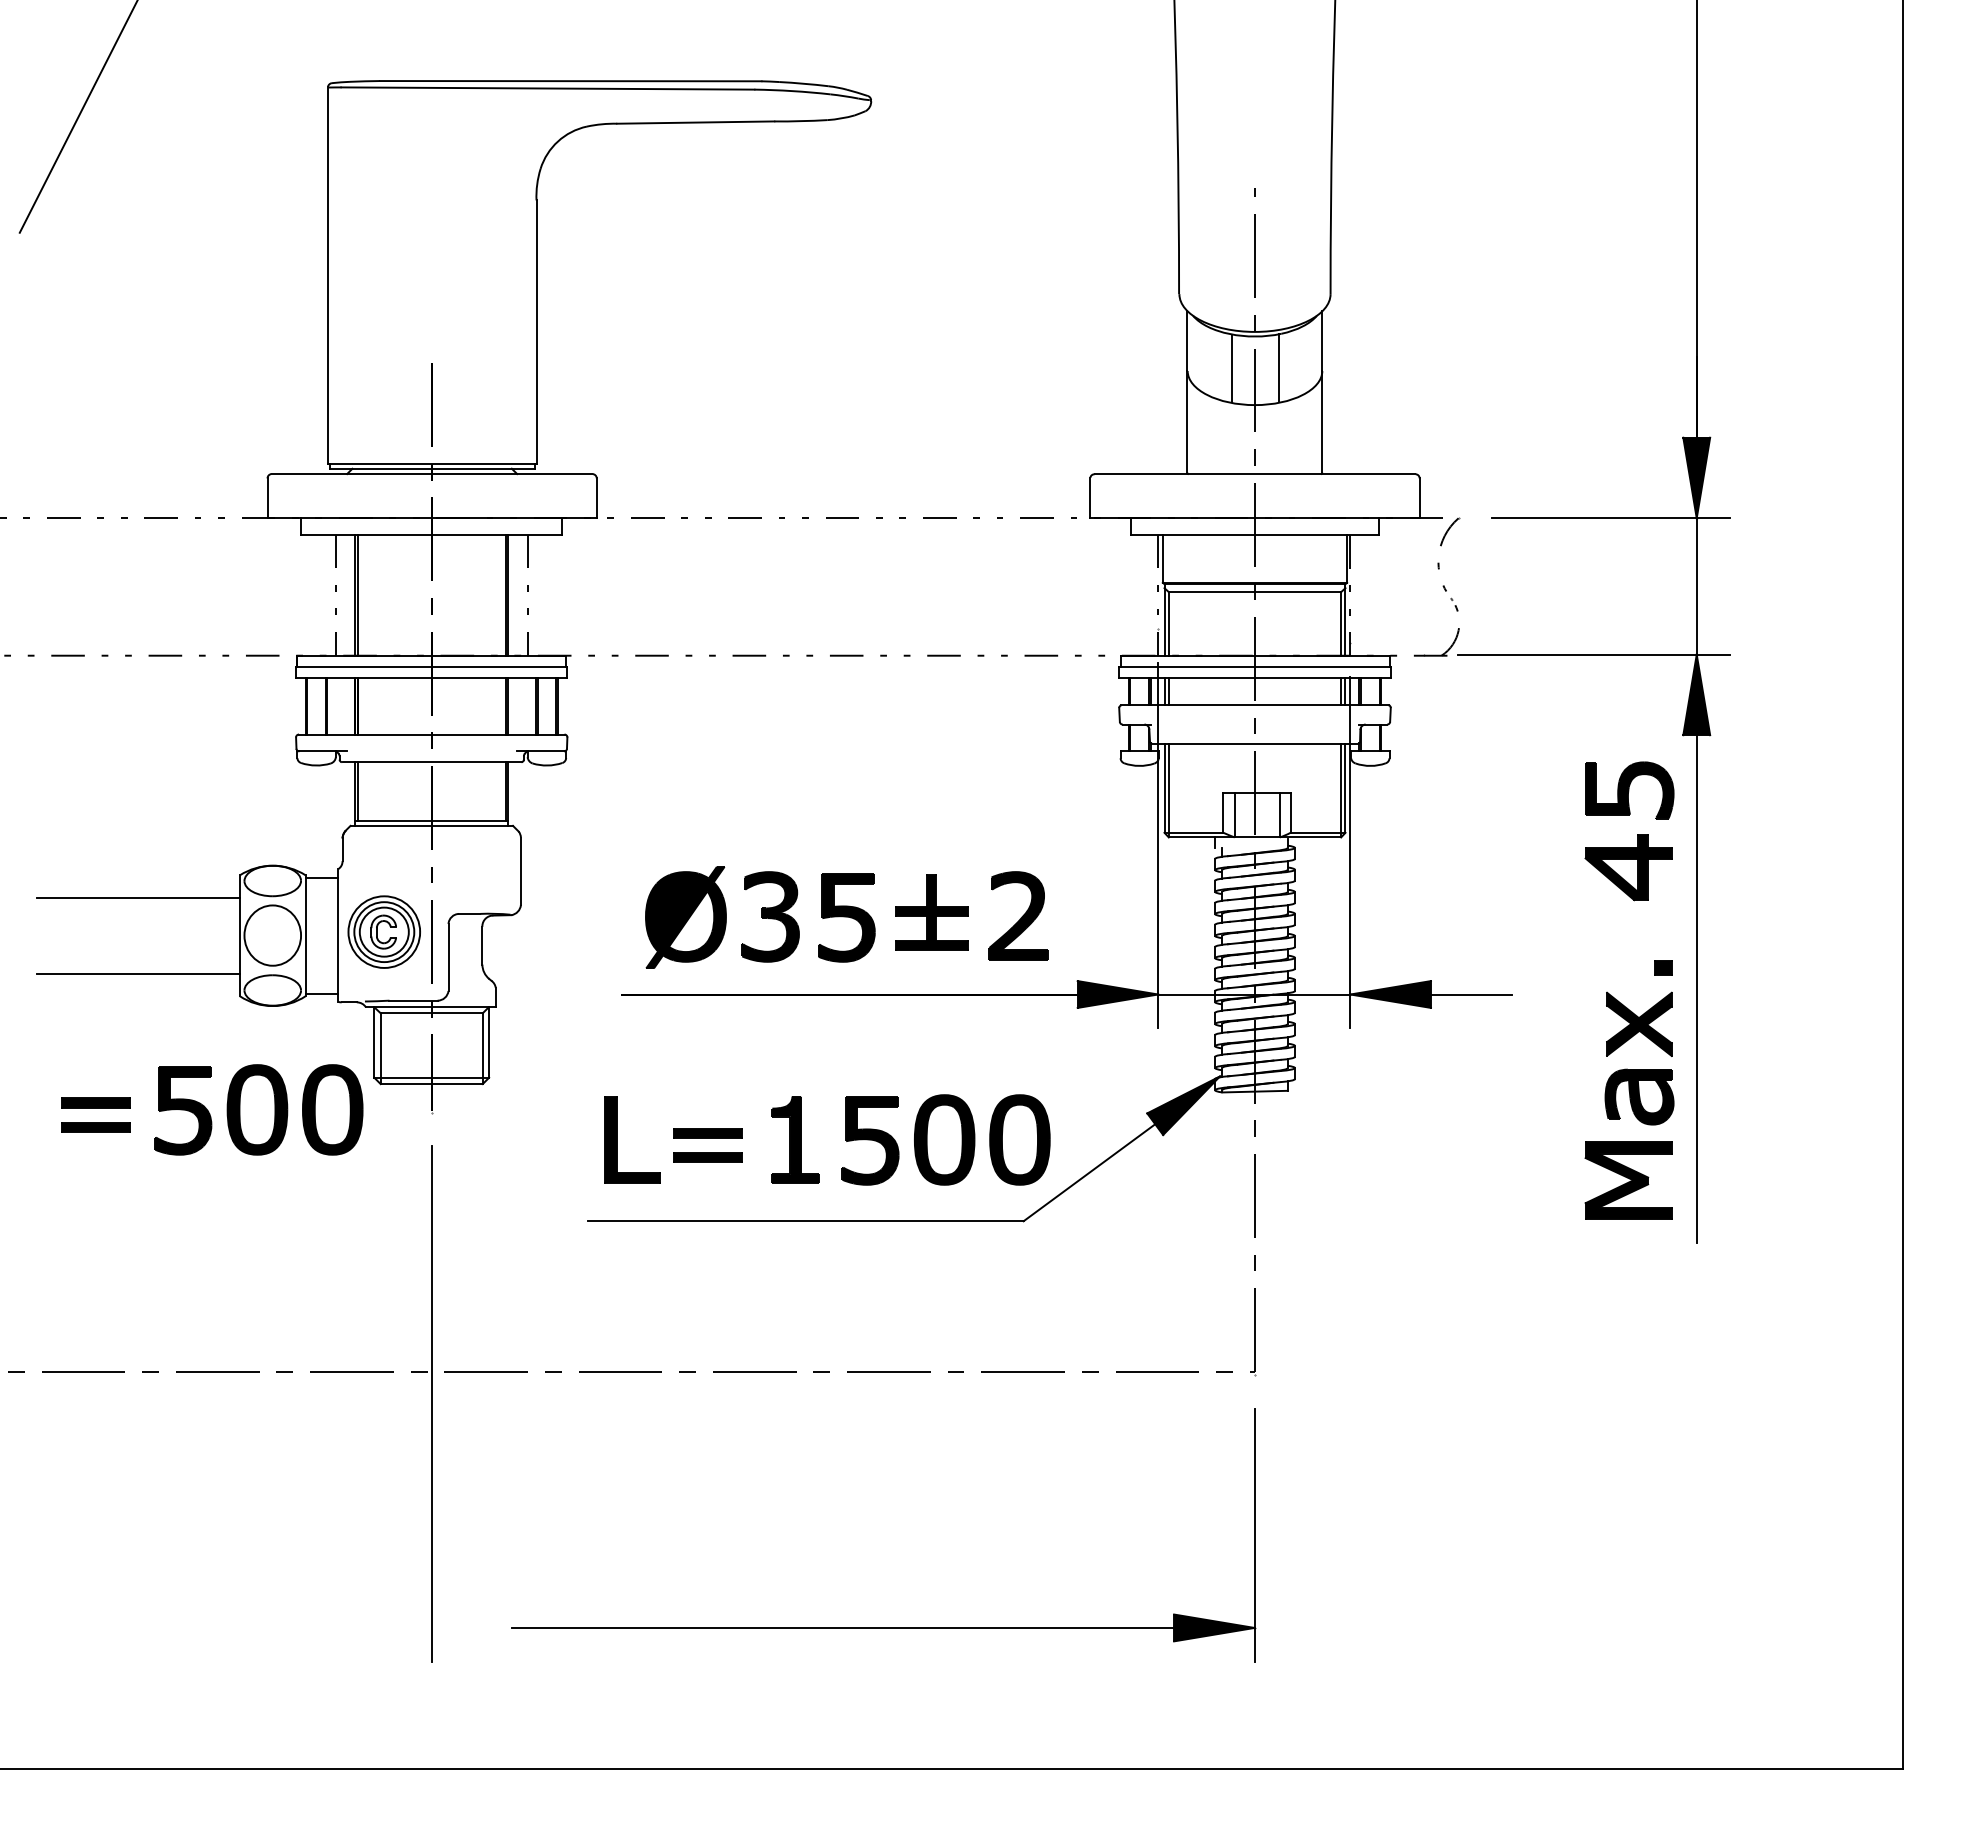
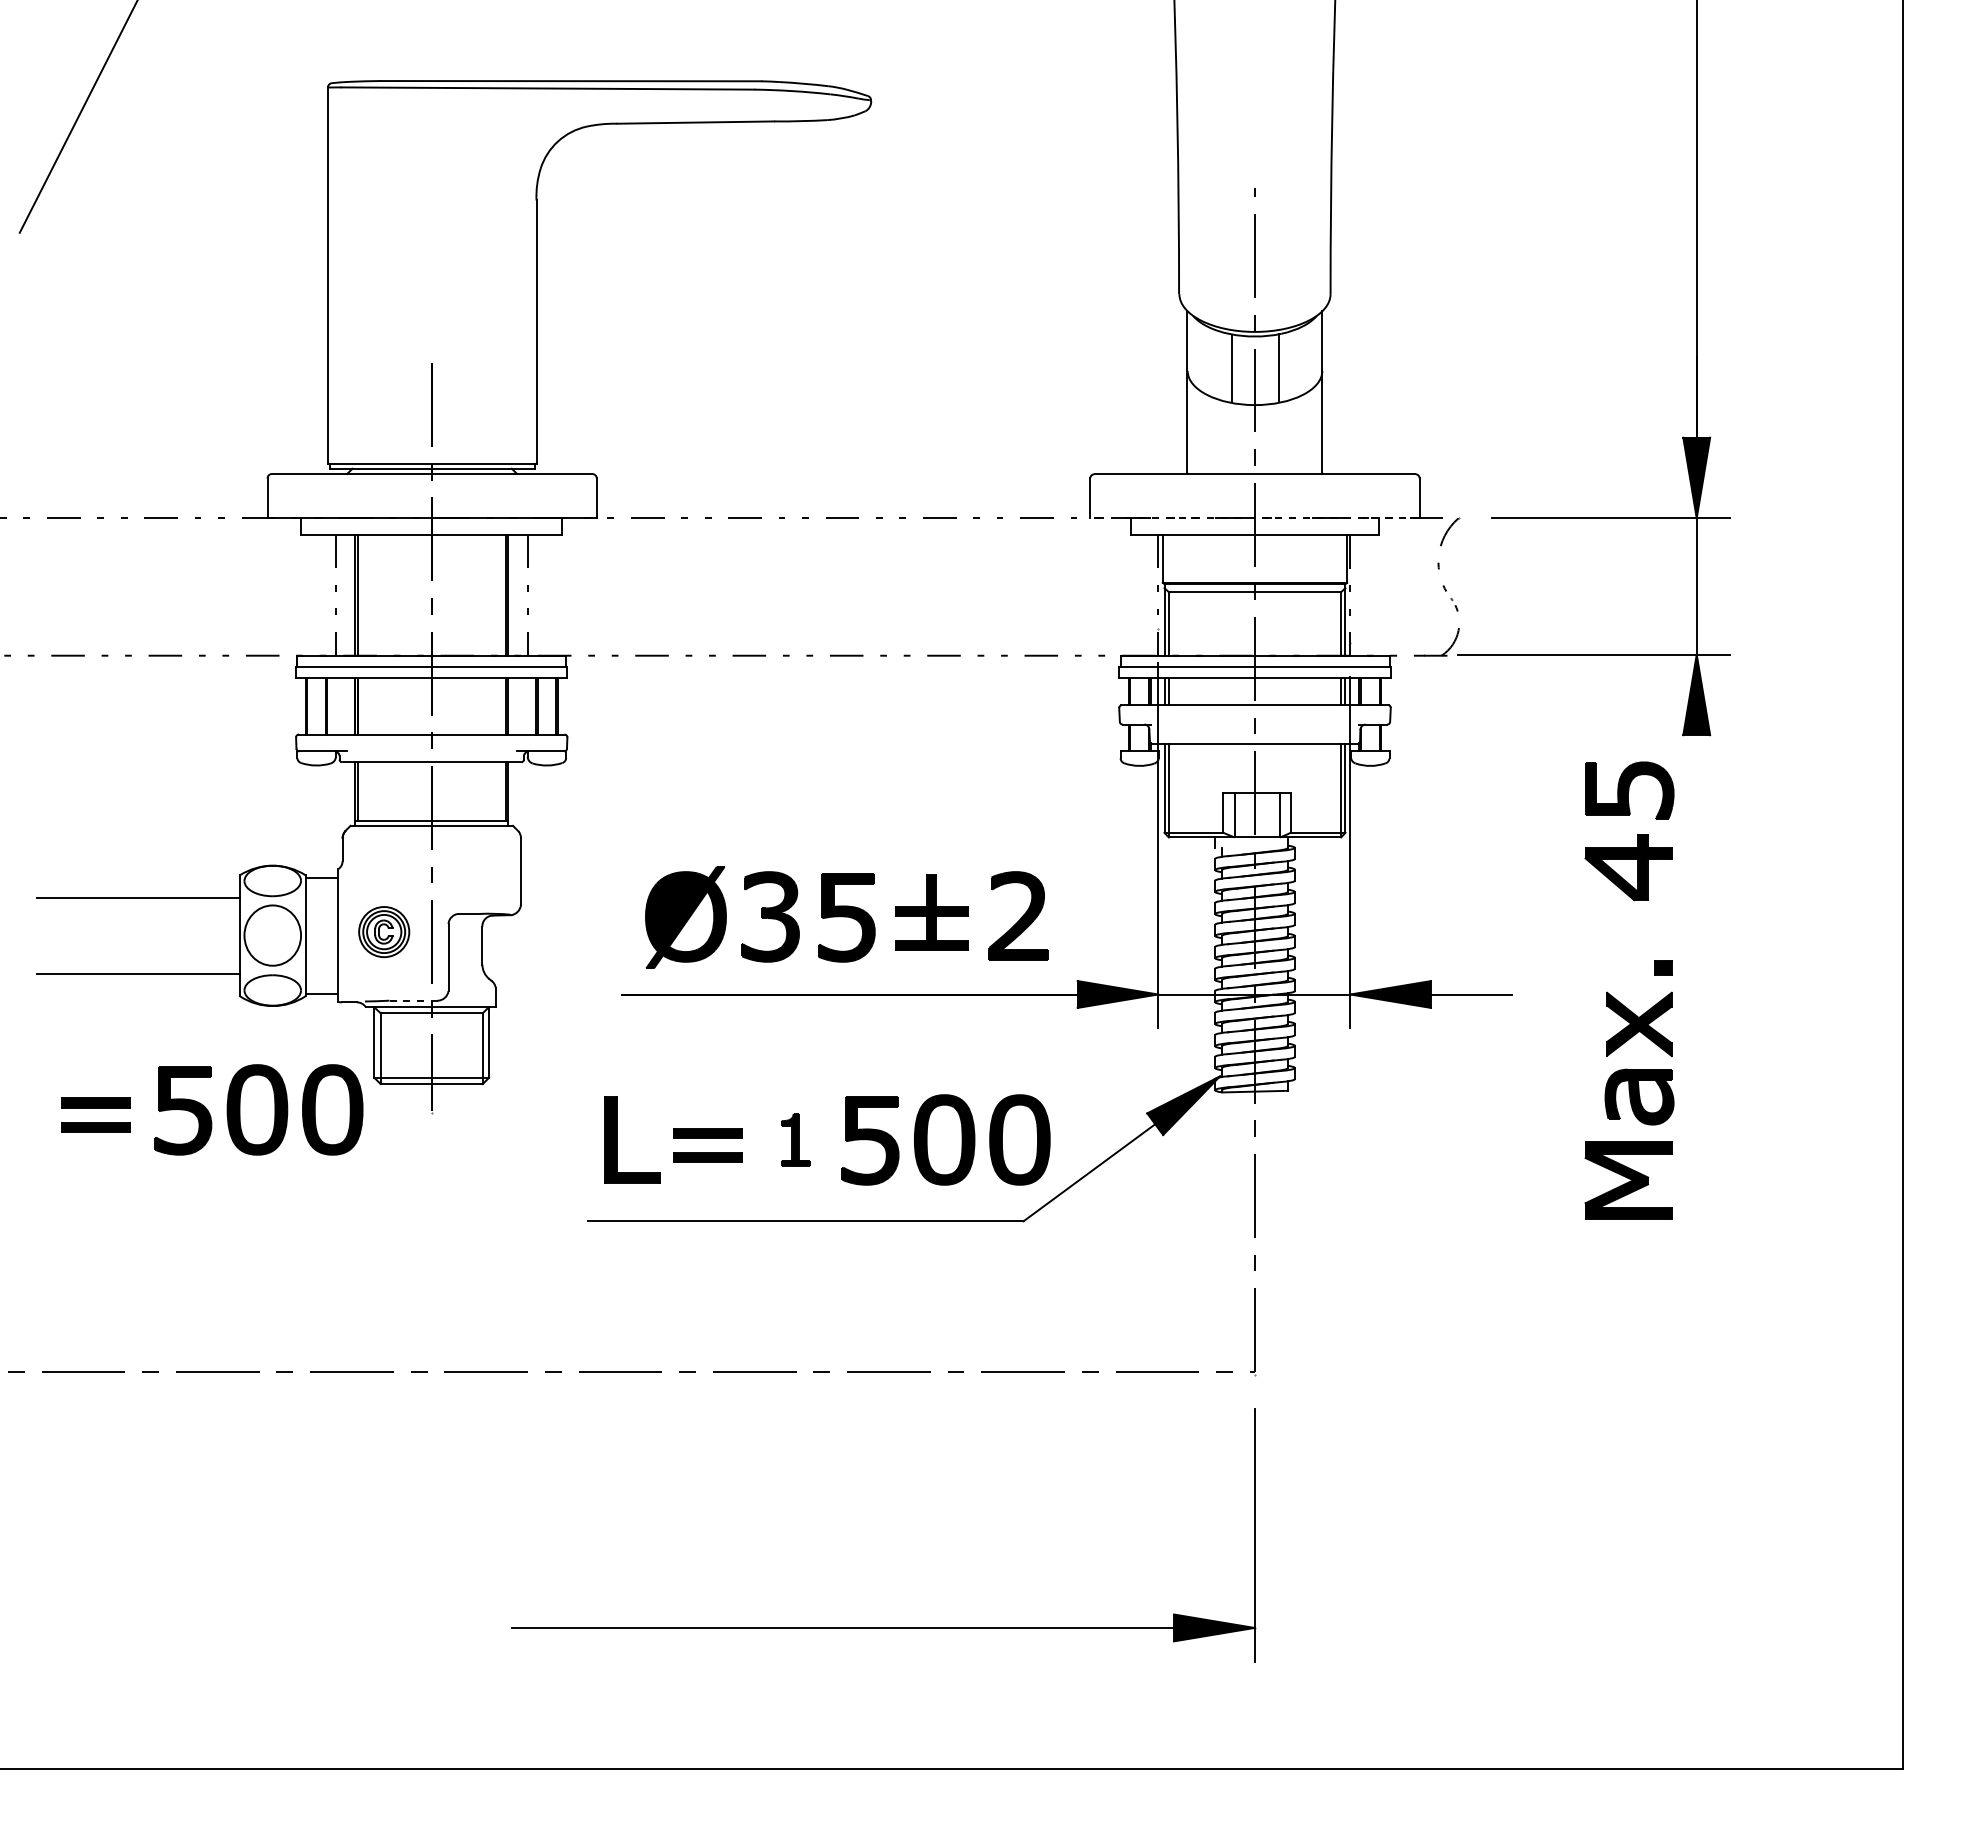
line: solid -> dashed (1255, 518)
part size: 74x74 px -> 53x53 px (384, 932)
line: present -> none (1696, 989)
line: solid -> dashed (413, 1000)
part size: 49x88 px -> 30x54 px (795, 1139)
line: present -> none (431, 1403)
